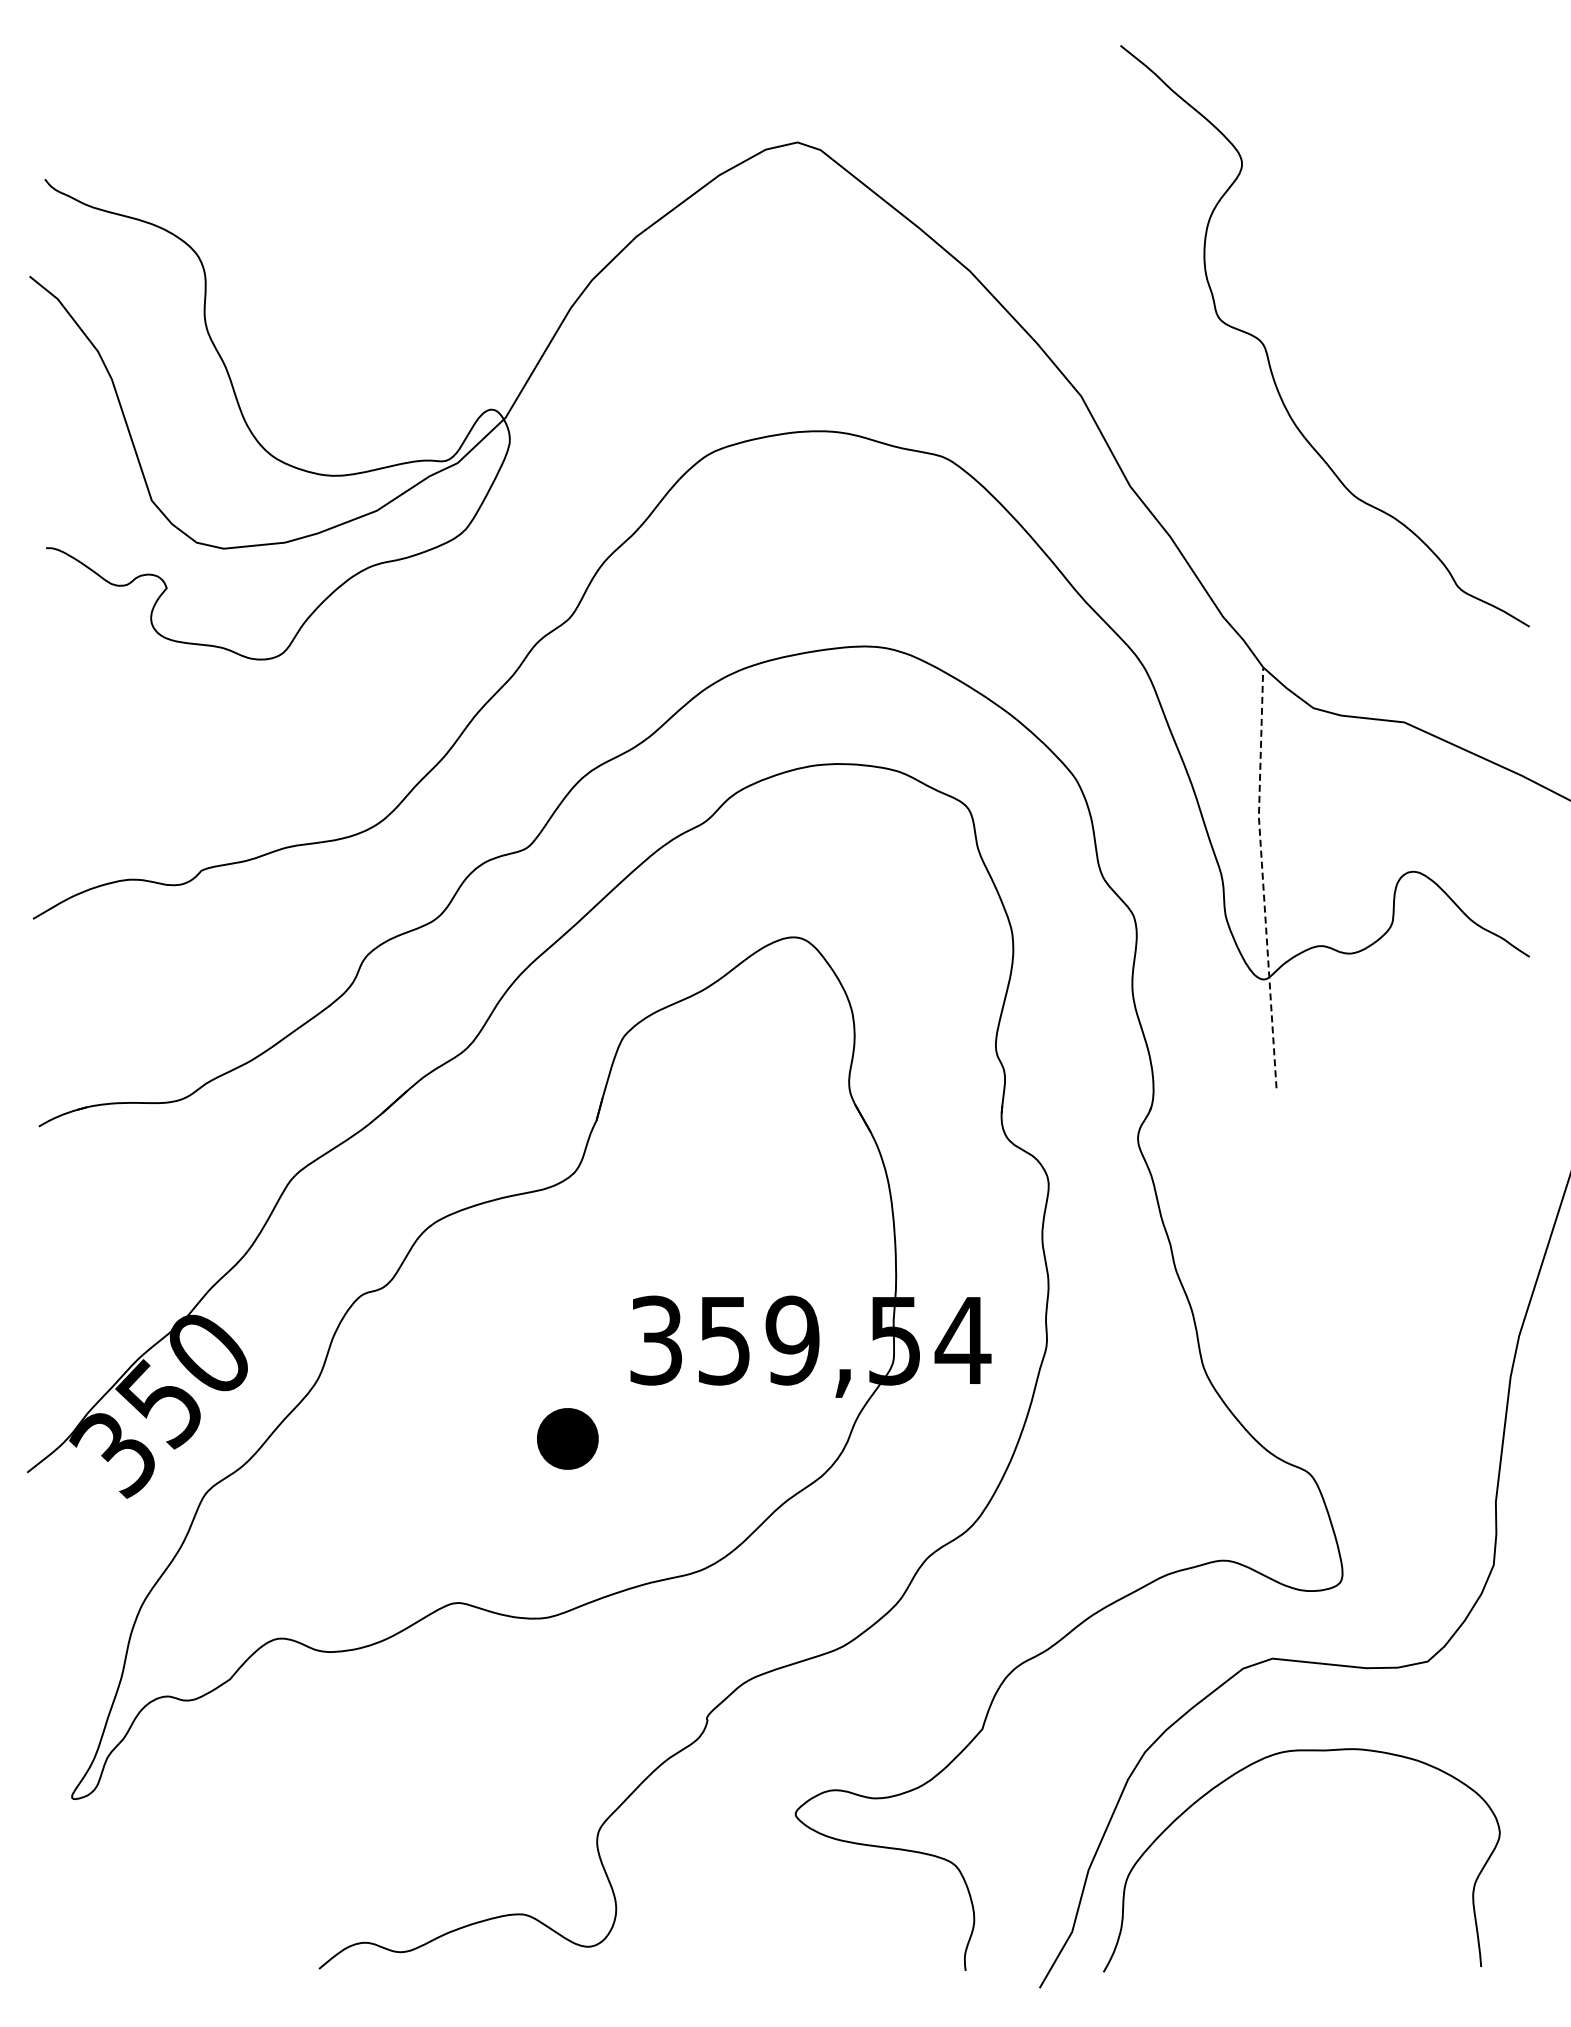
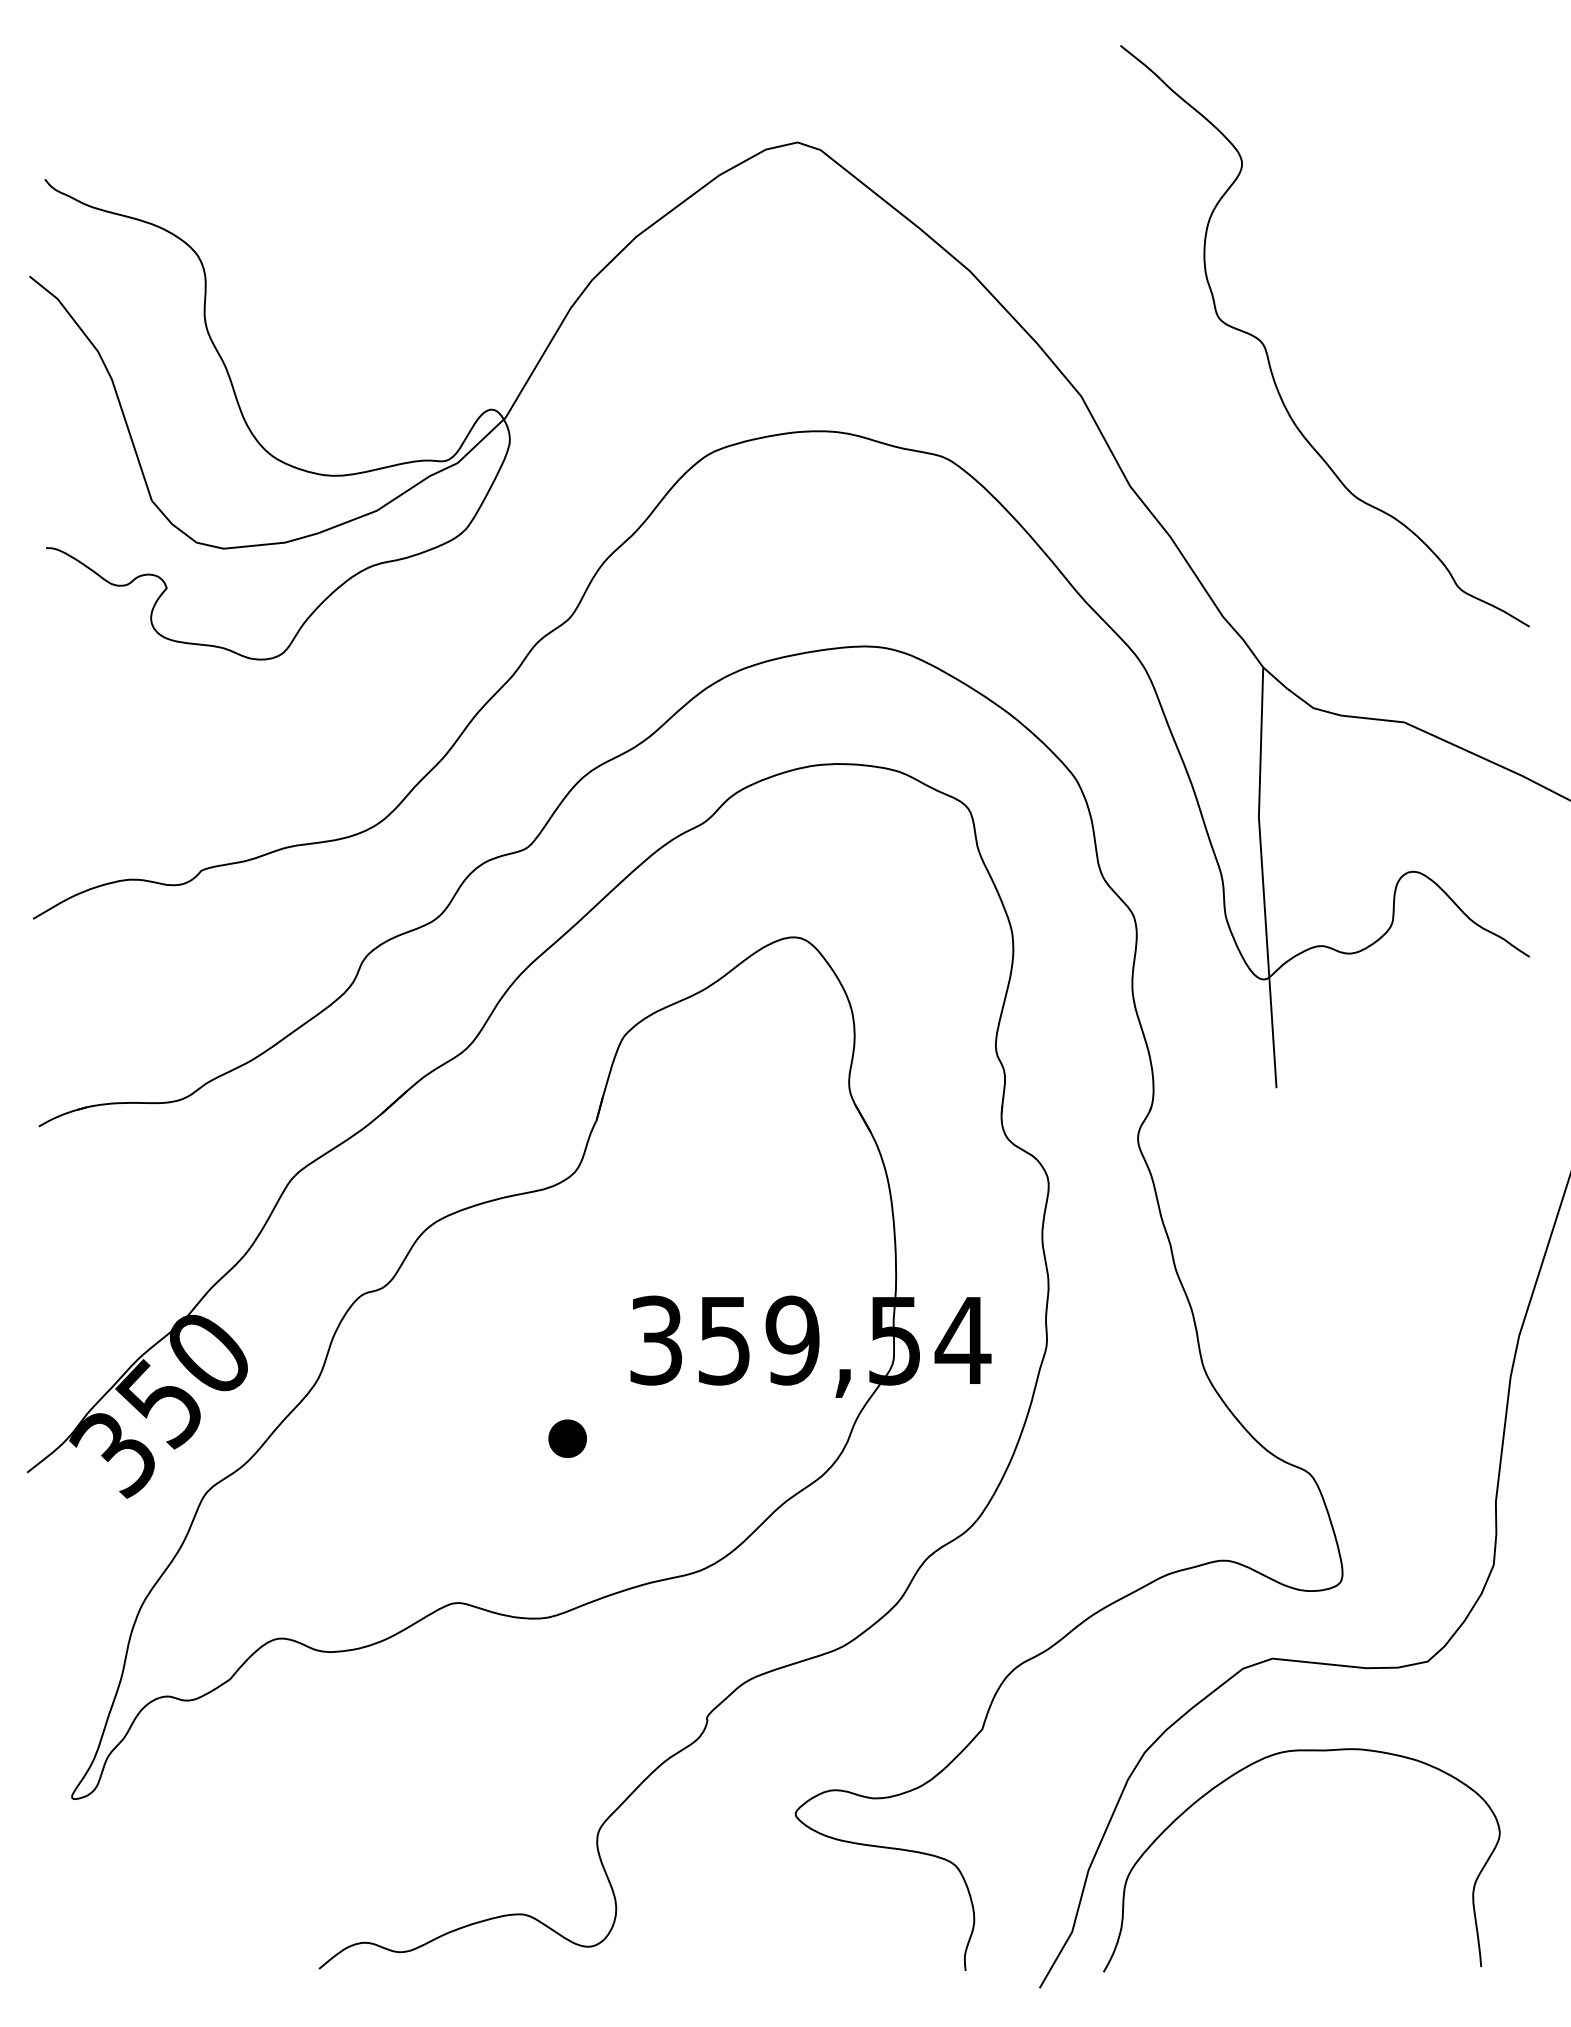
line: dashed -> solid (1262, 877)
part size: 62x62 px -> 39x39 px (567, 1438)
